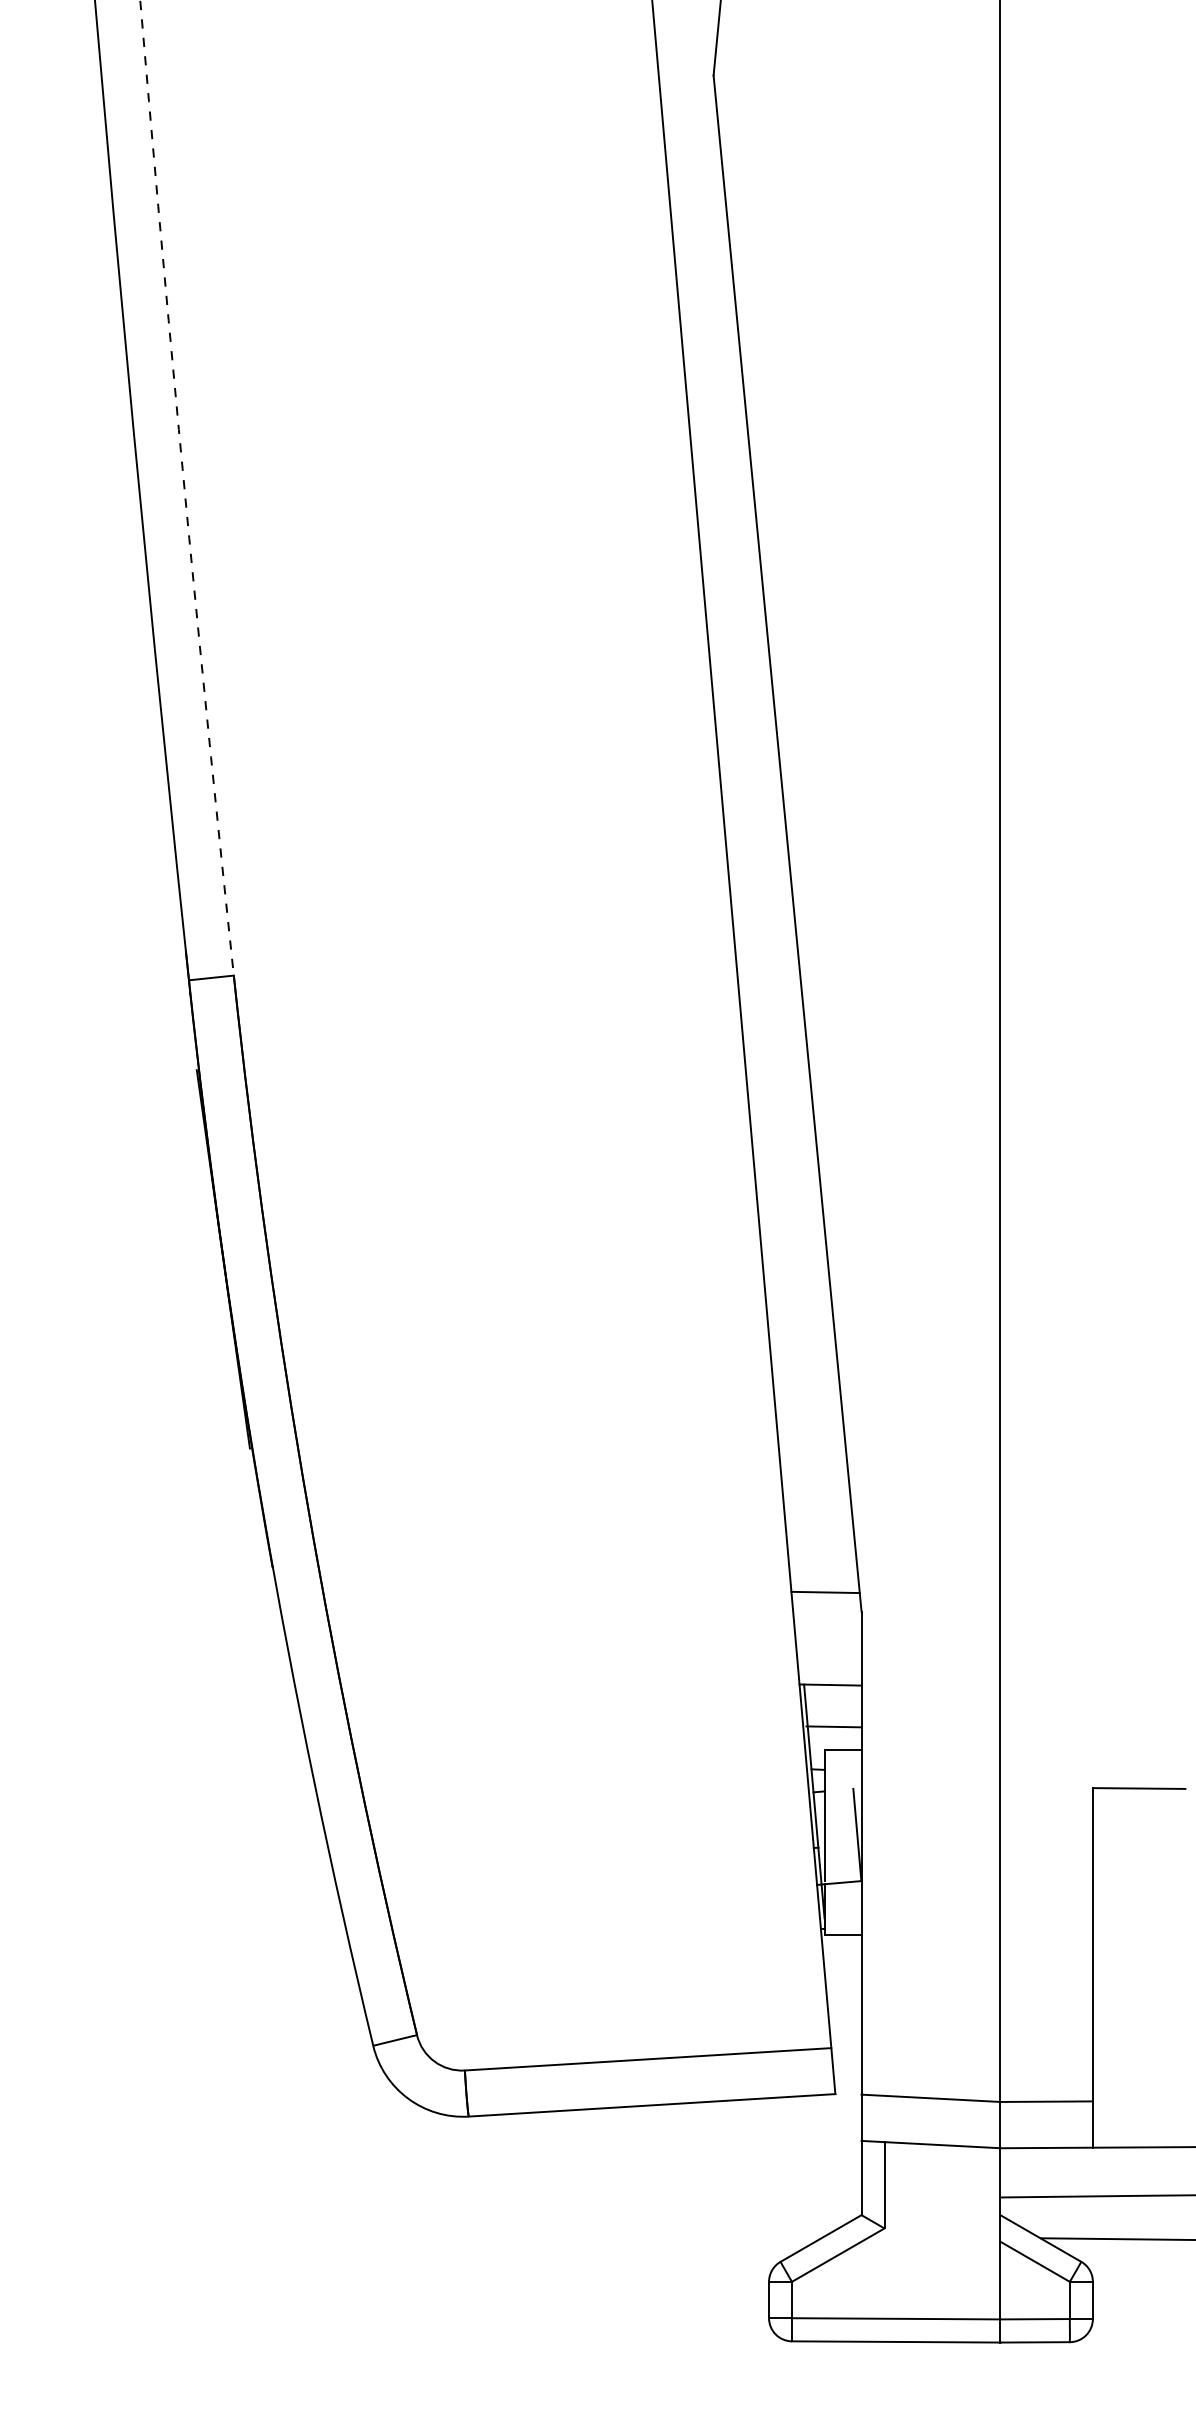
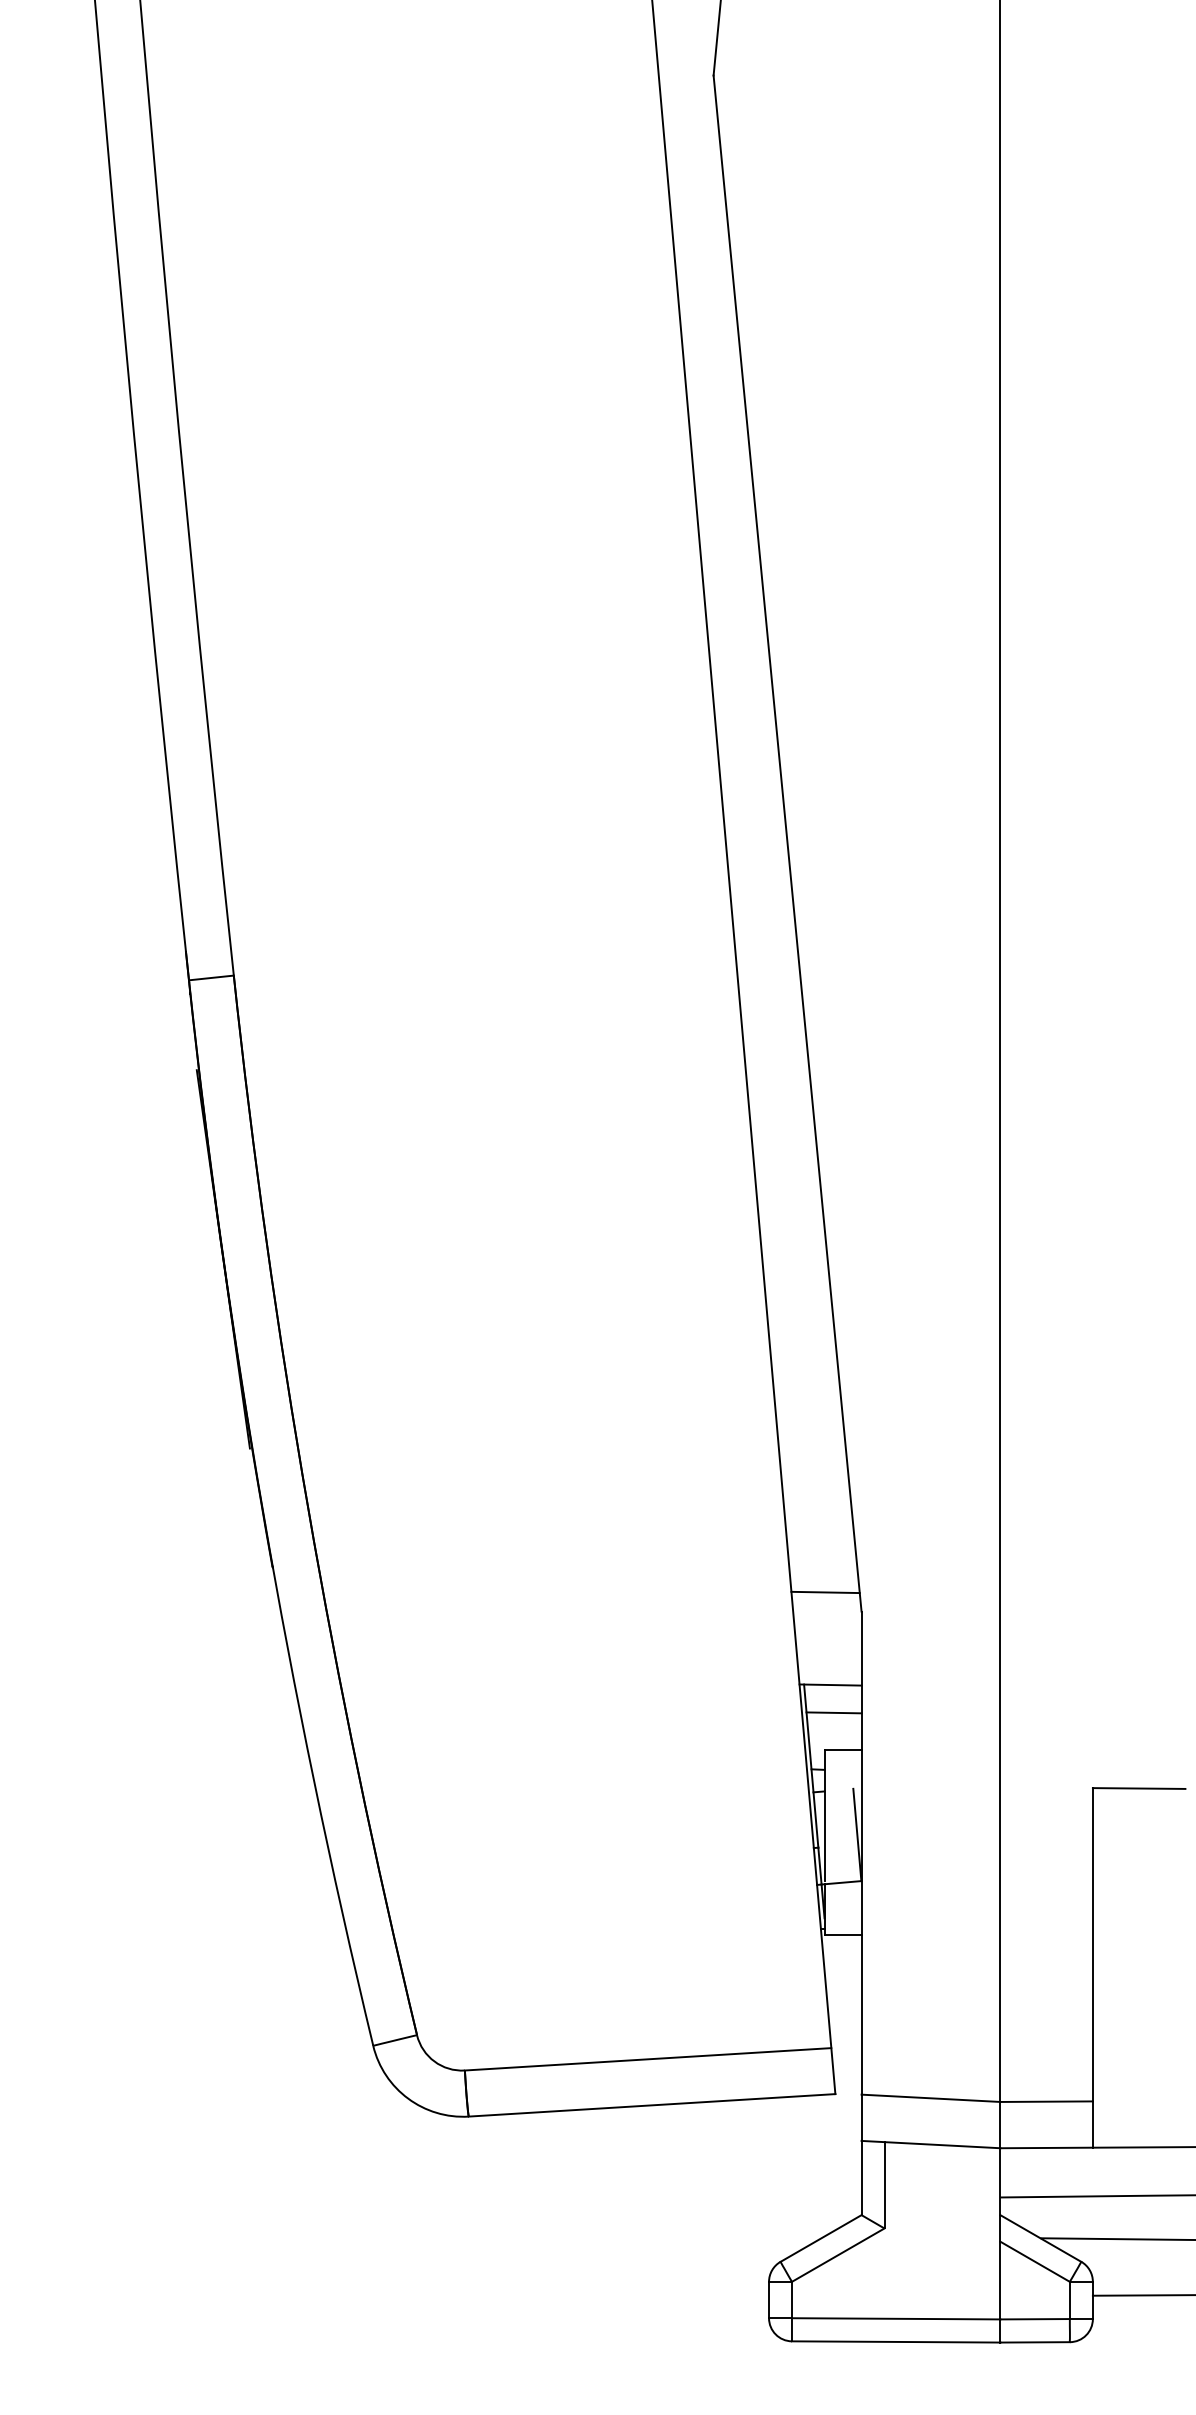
arc: dashed -> solid (184, 488)
line position: (833, 1726) -> (833, 1712) (833, 1712)
line: none -> present (1142, 2295)
